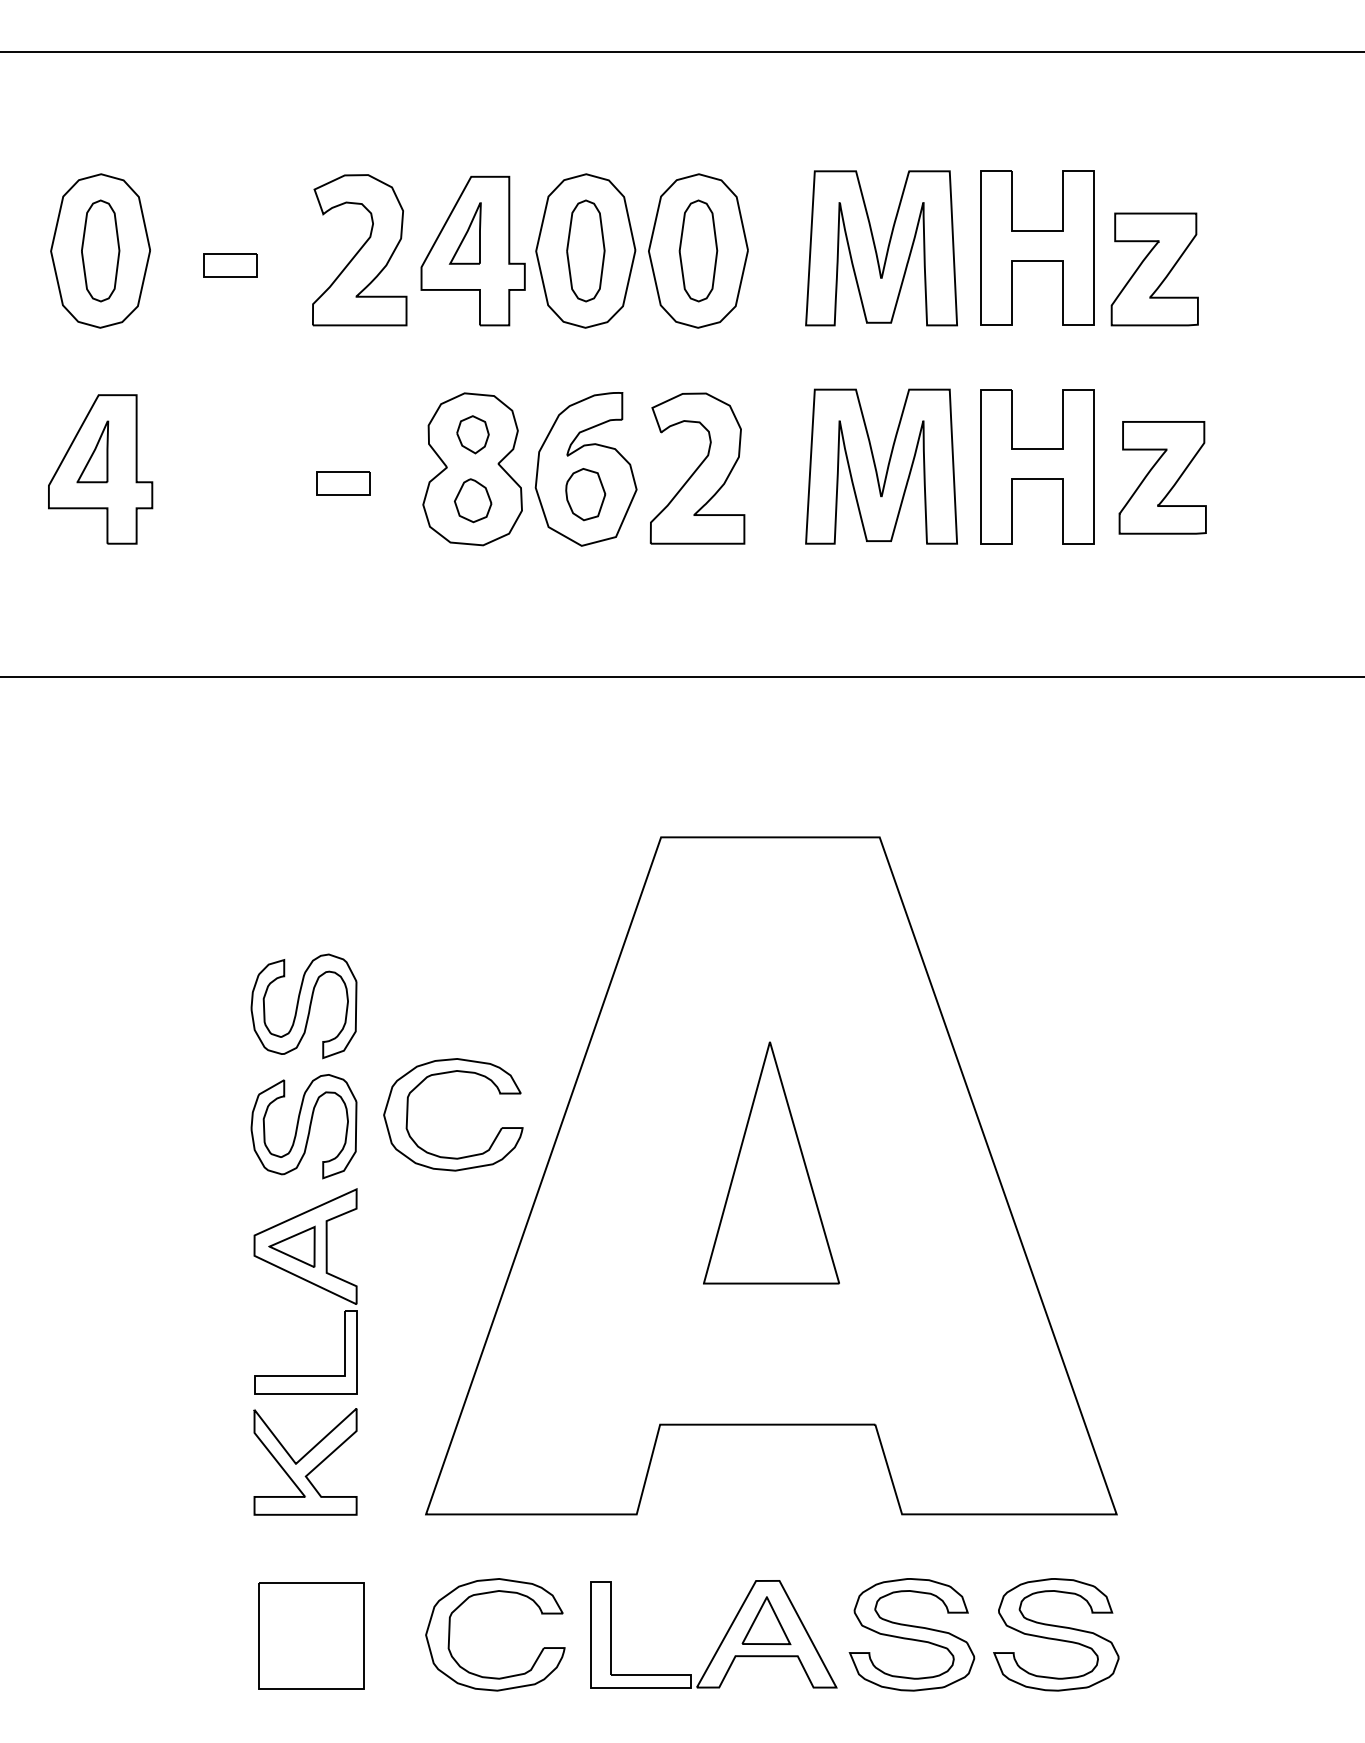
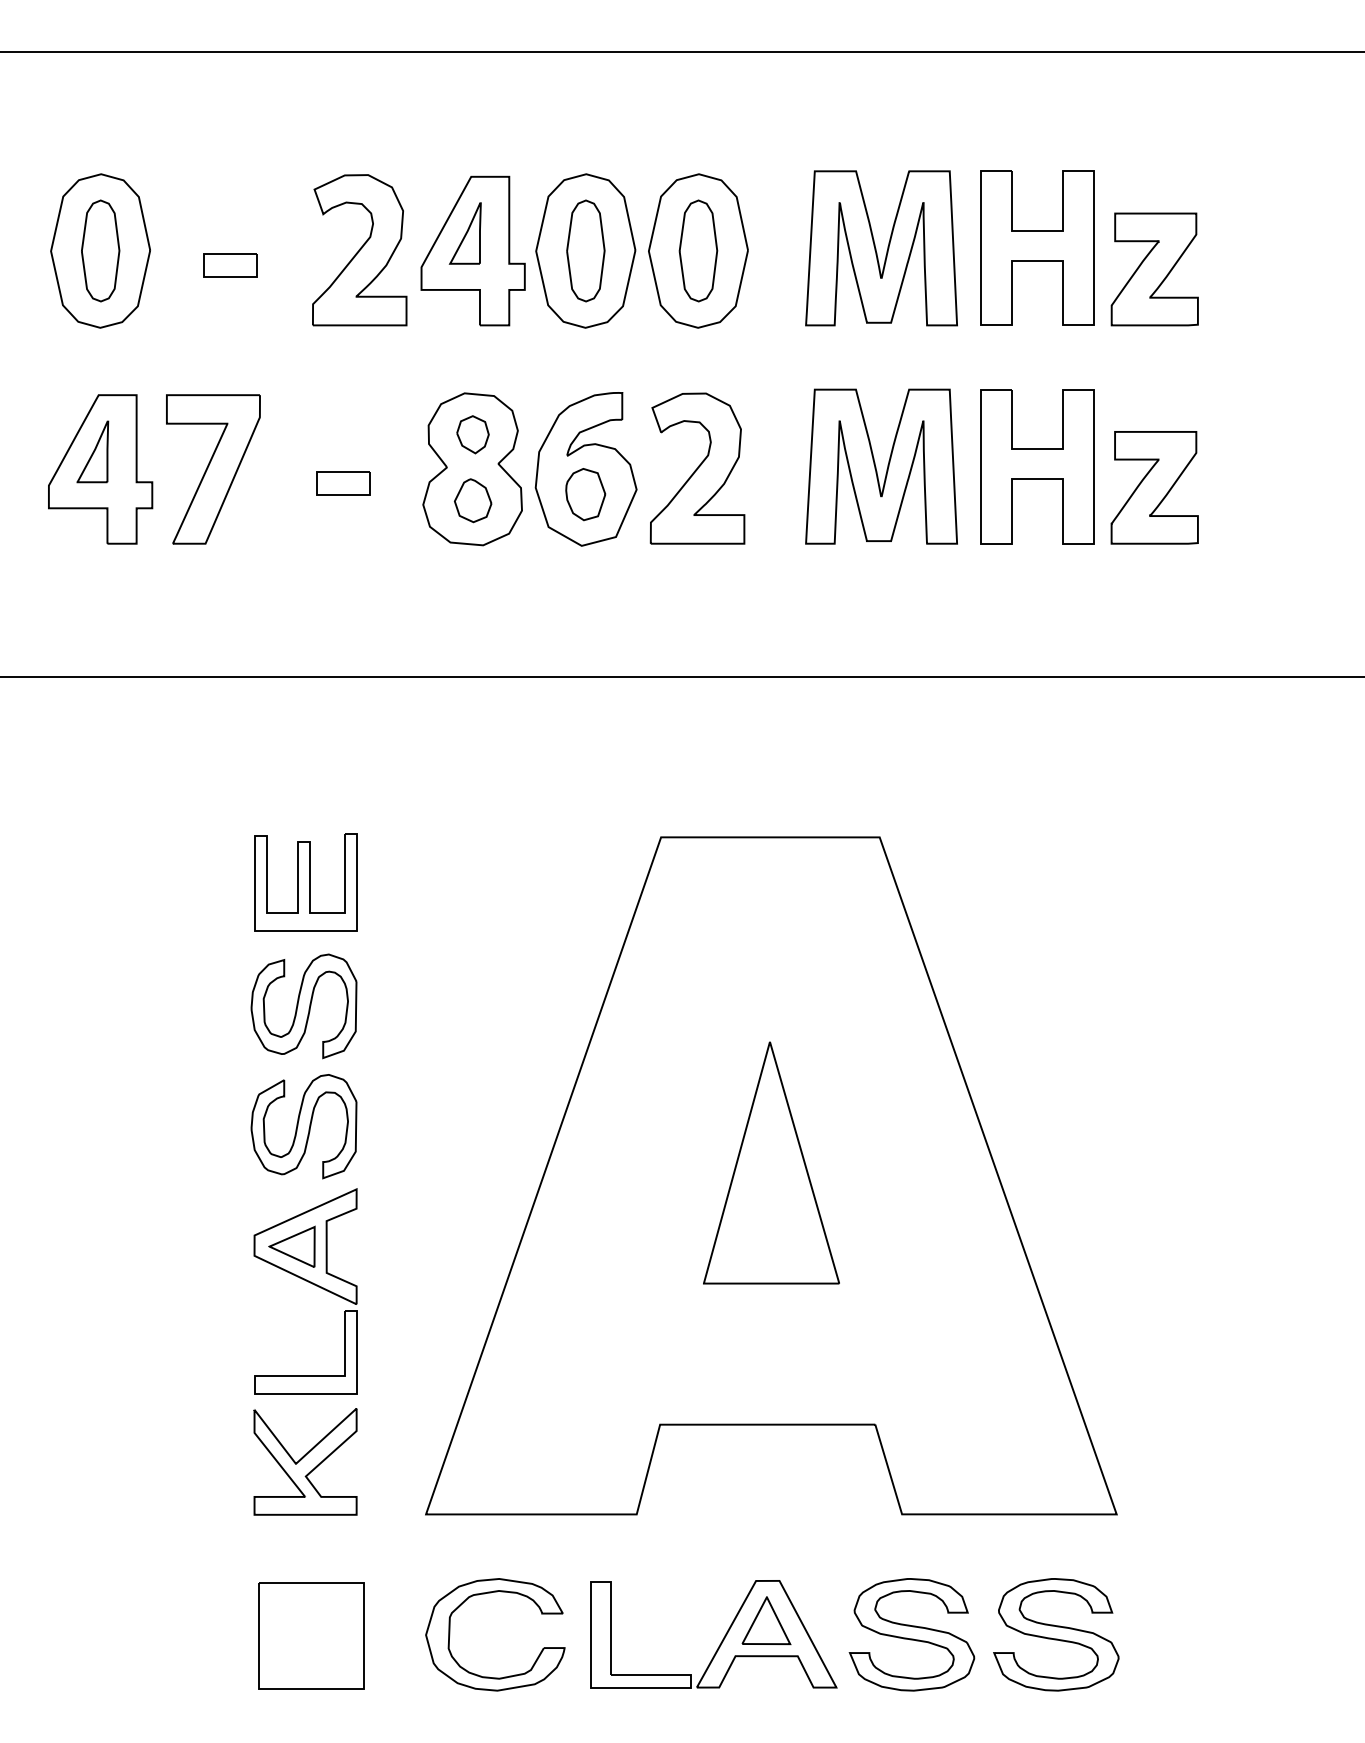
part: none -> present (213, 469)
part position: (1162, 477) -> (1154, 487) (1154, 487)
part: none -> present (305, 882)
part: present -> none (449, 1073)
